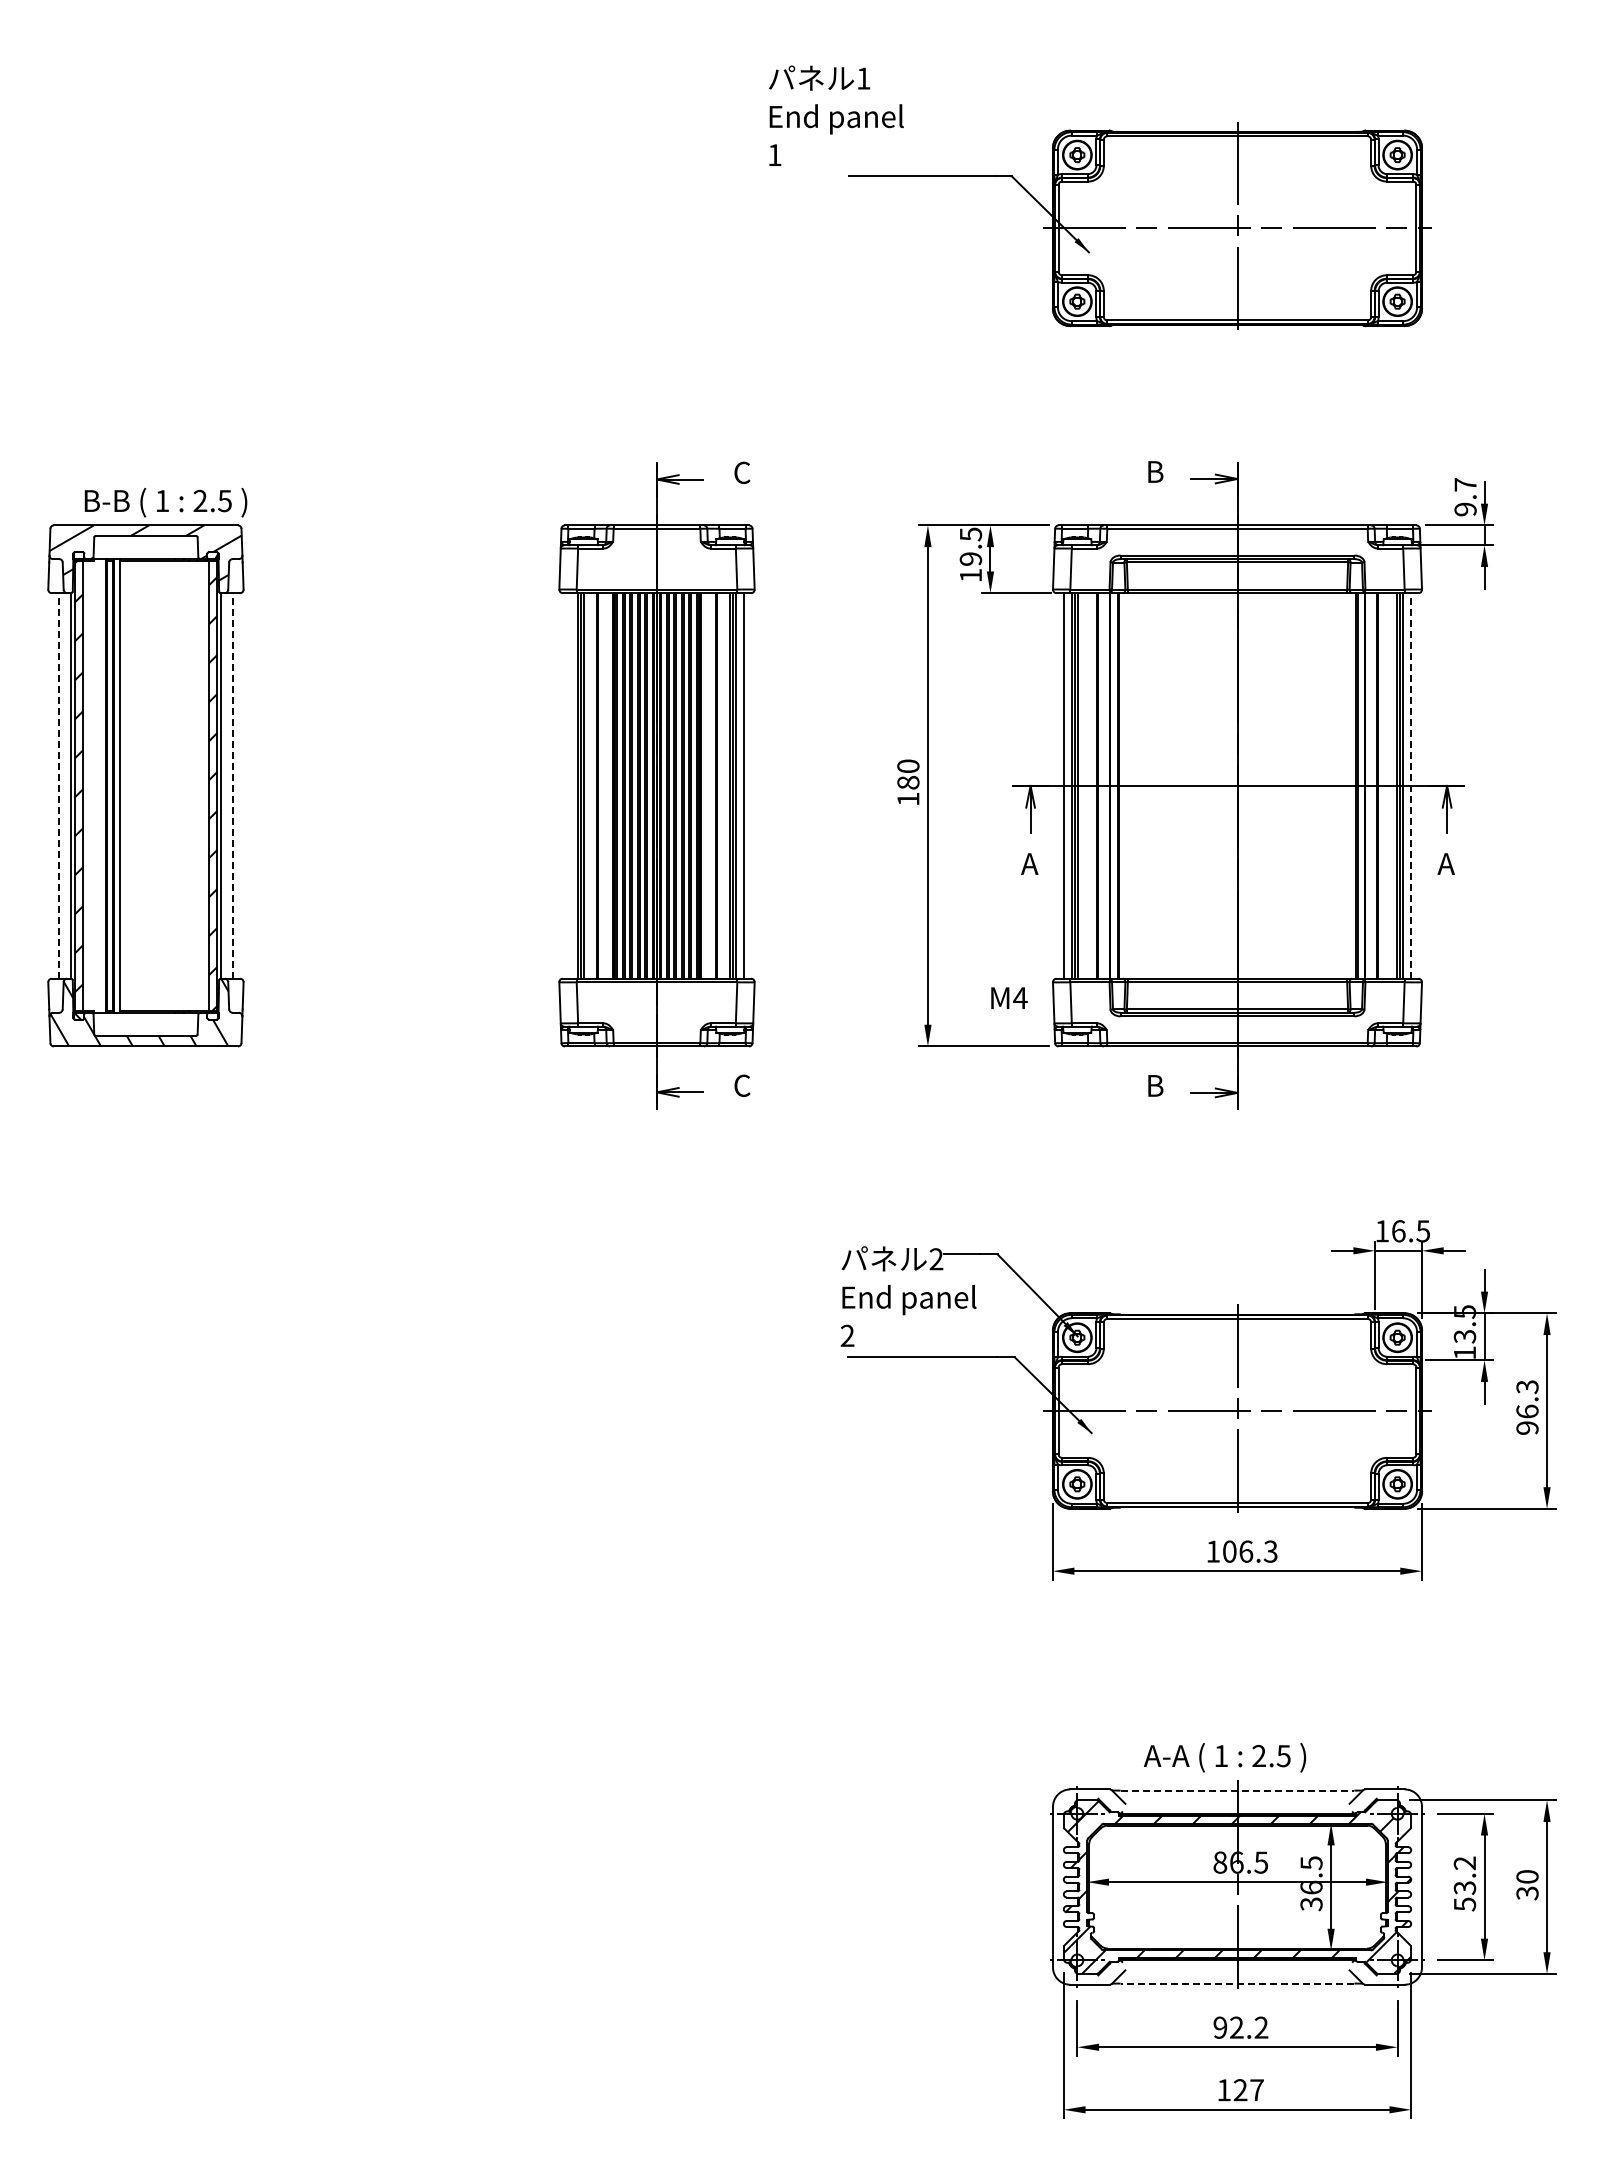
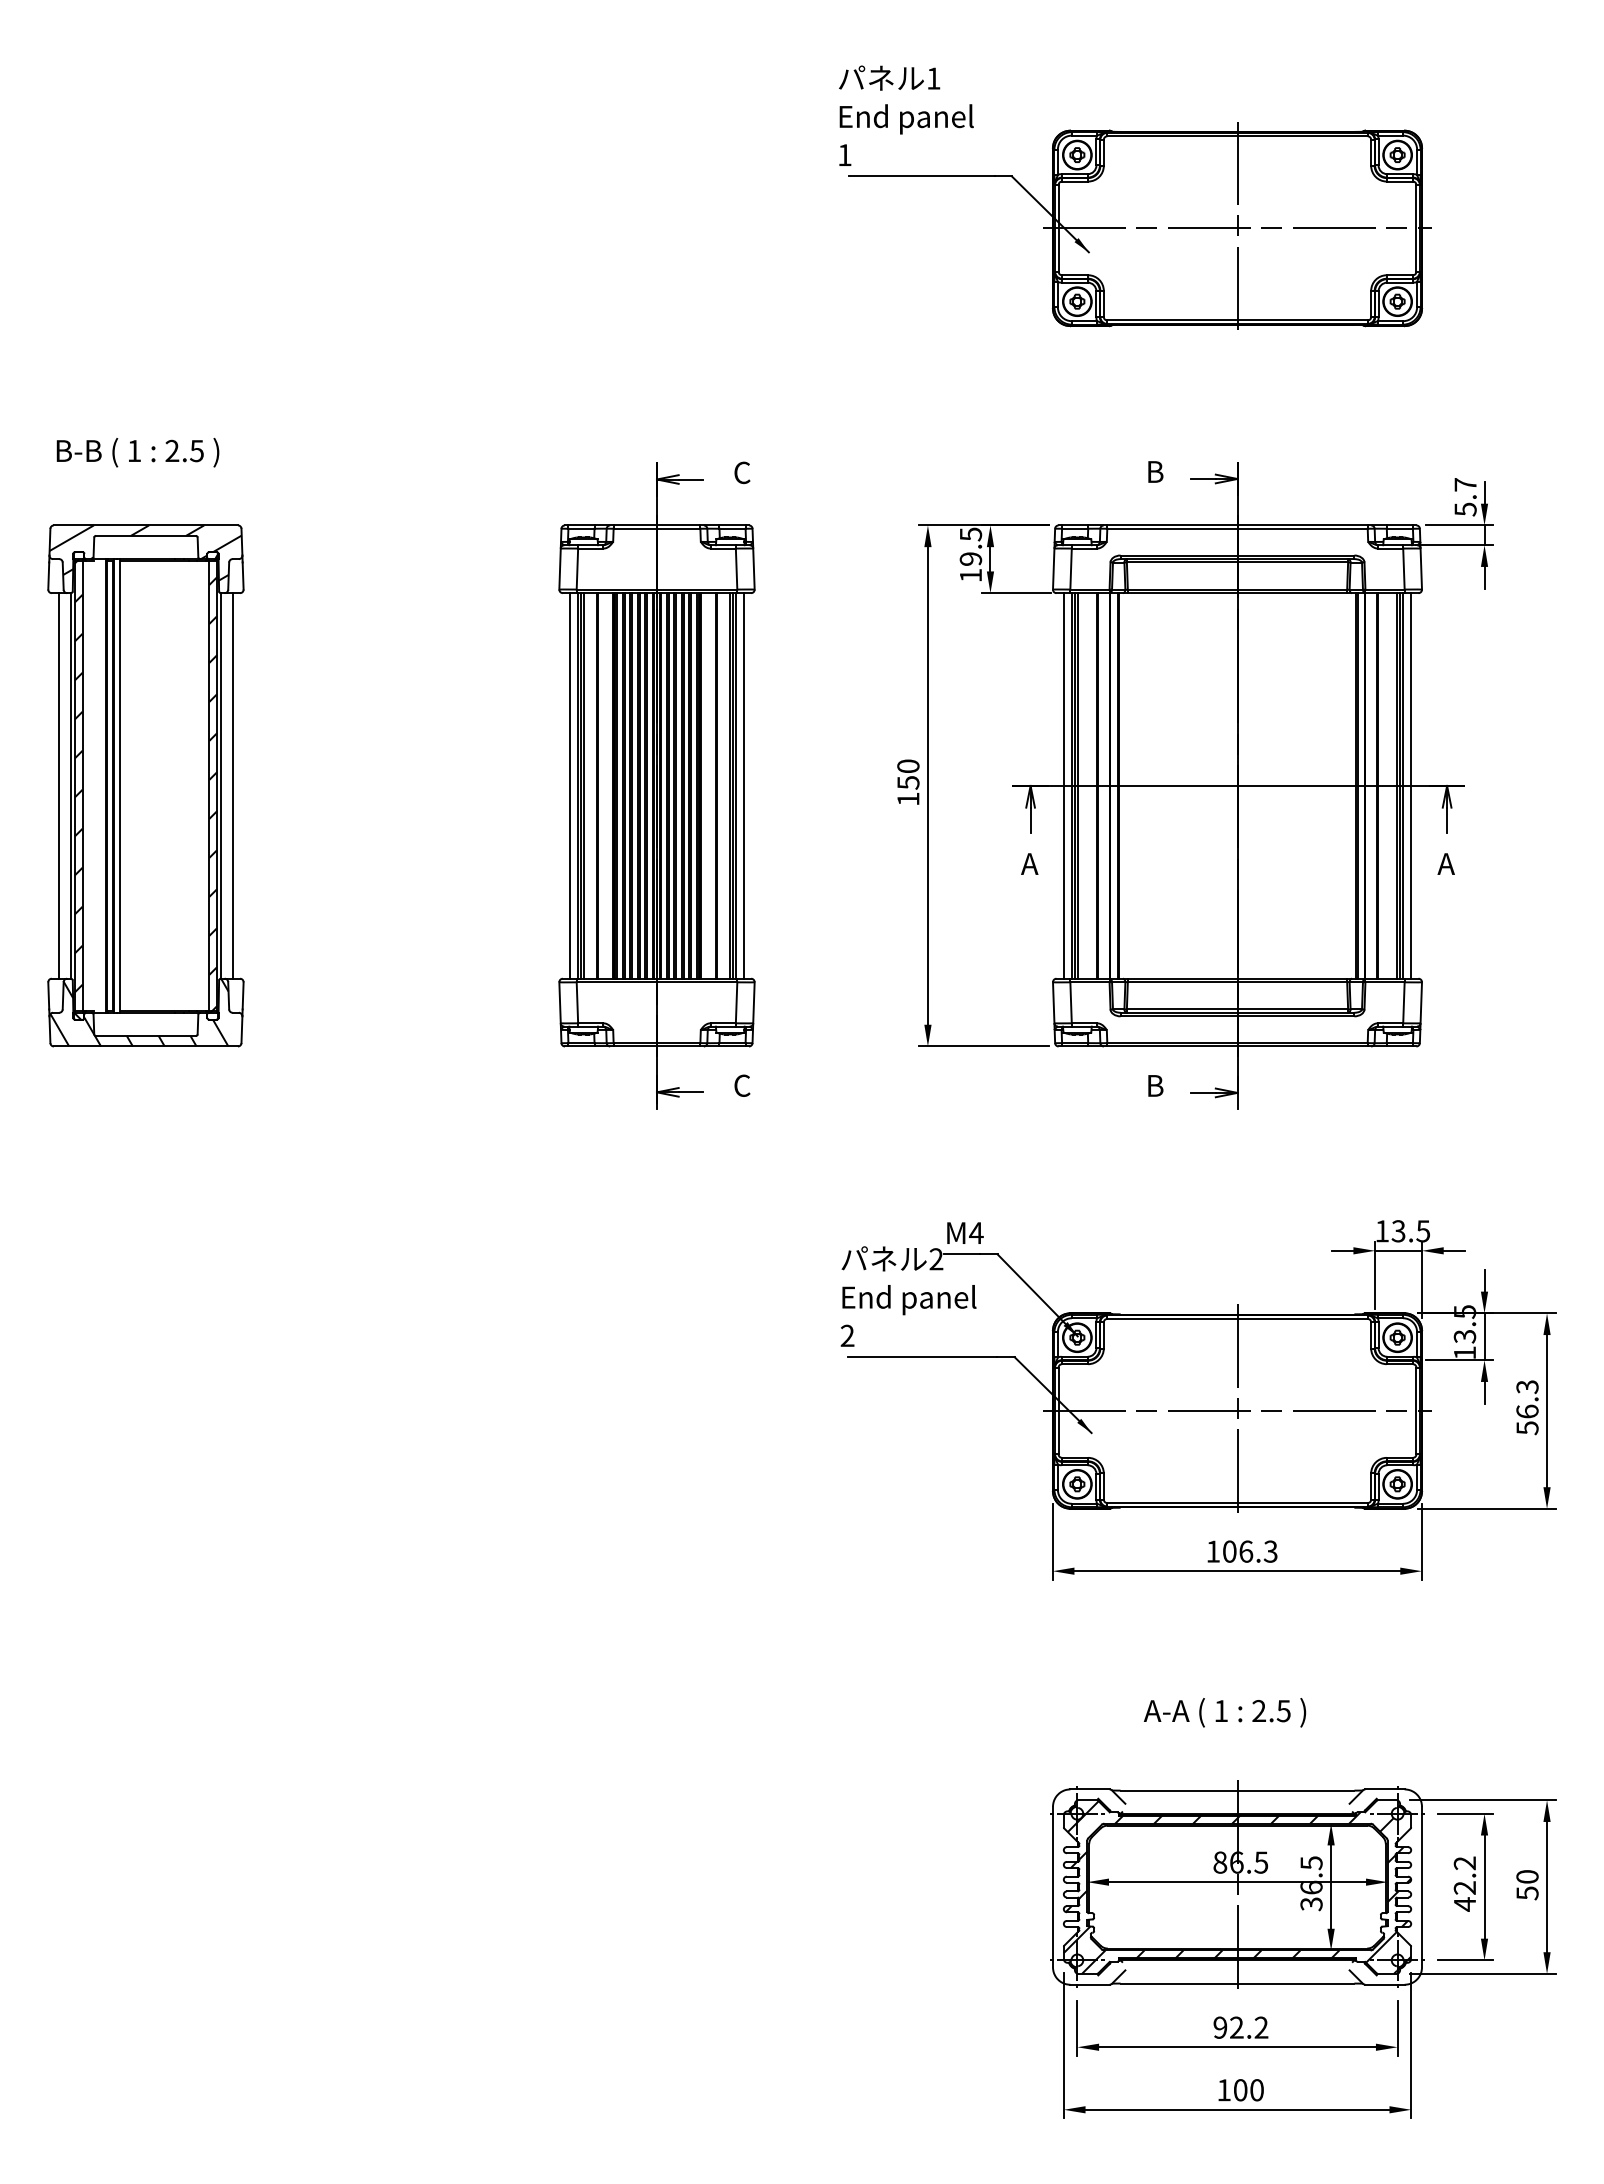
text position: (836, 115) -> (906, 115) (906, 115)
text position: (165, 502) -> (137, 452) (137, 452)
text: 9.7 -> 5.7 (1465, 509)
text: 180 -> 150 (908, 782)
line: dashed -> solid (59, 785)
line: dashed -> solid (232, 785)
line: none -> present (570, 785)
line: dashed -> solid (1411, 785)
text position: (1009, 997) -> (965, 1232) (965, 1232)
text: 16.5 -> 13.5 (1398, 1231)
text: 96.3 -> 56.3 (1527, 1428)
text position: (1225, 1757) -> (1225, 1712) (1225, 1712)
line: dashed -> solid (1237, 1790)
text: 30 -> 50 (1527, 1892)
text: 53.2 -> 42.2 (1465, 1896)
line: dashed -> solid (1237, 1983)
text: 127 -> 100 (1248, 2090)
